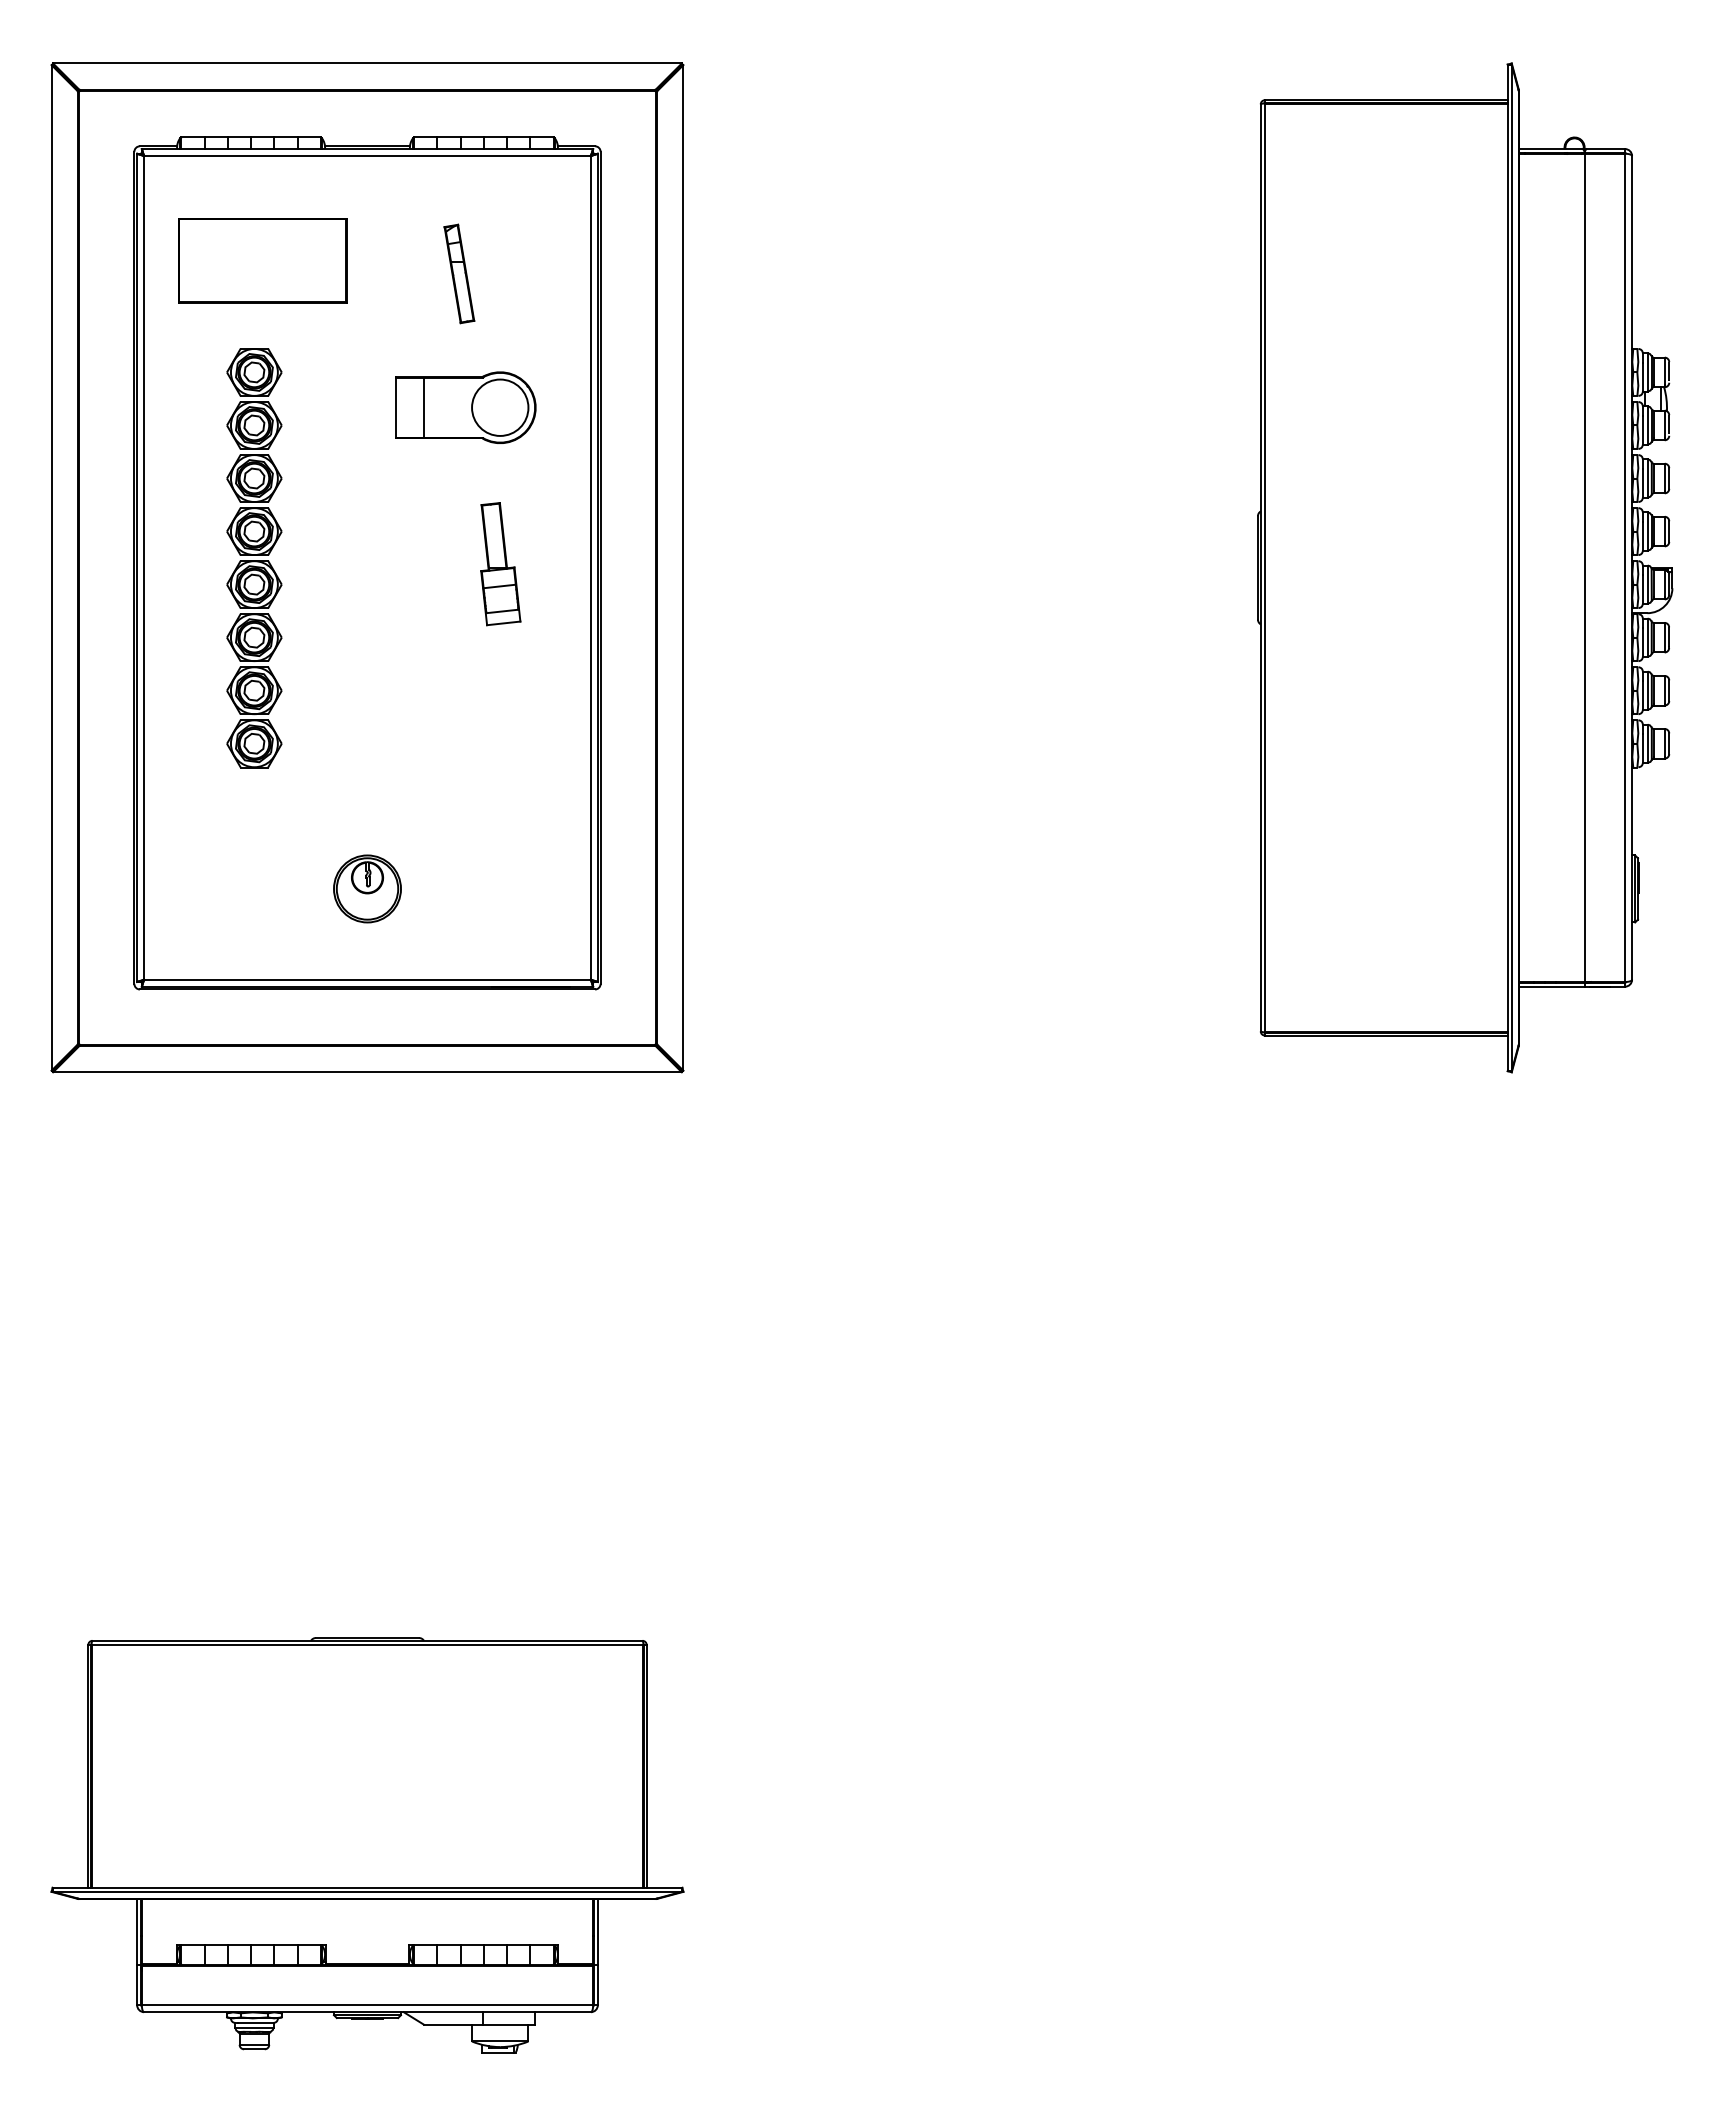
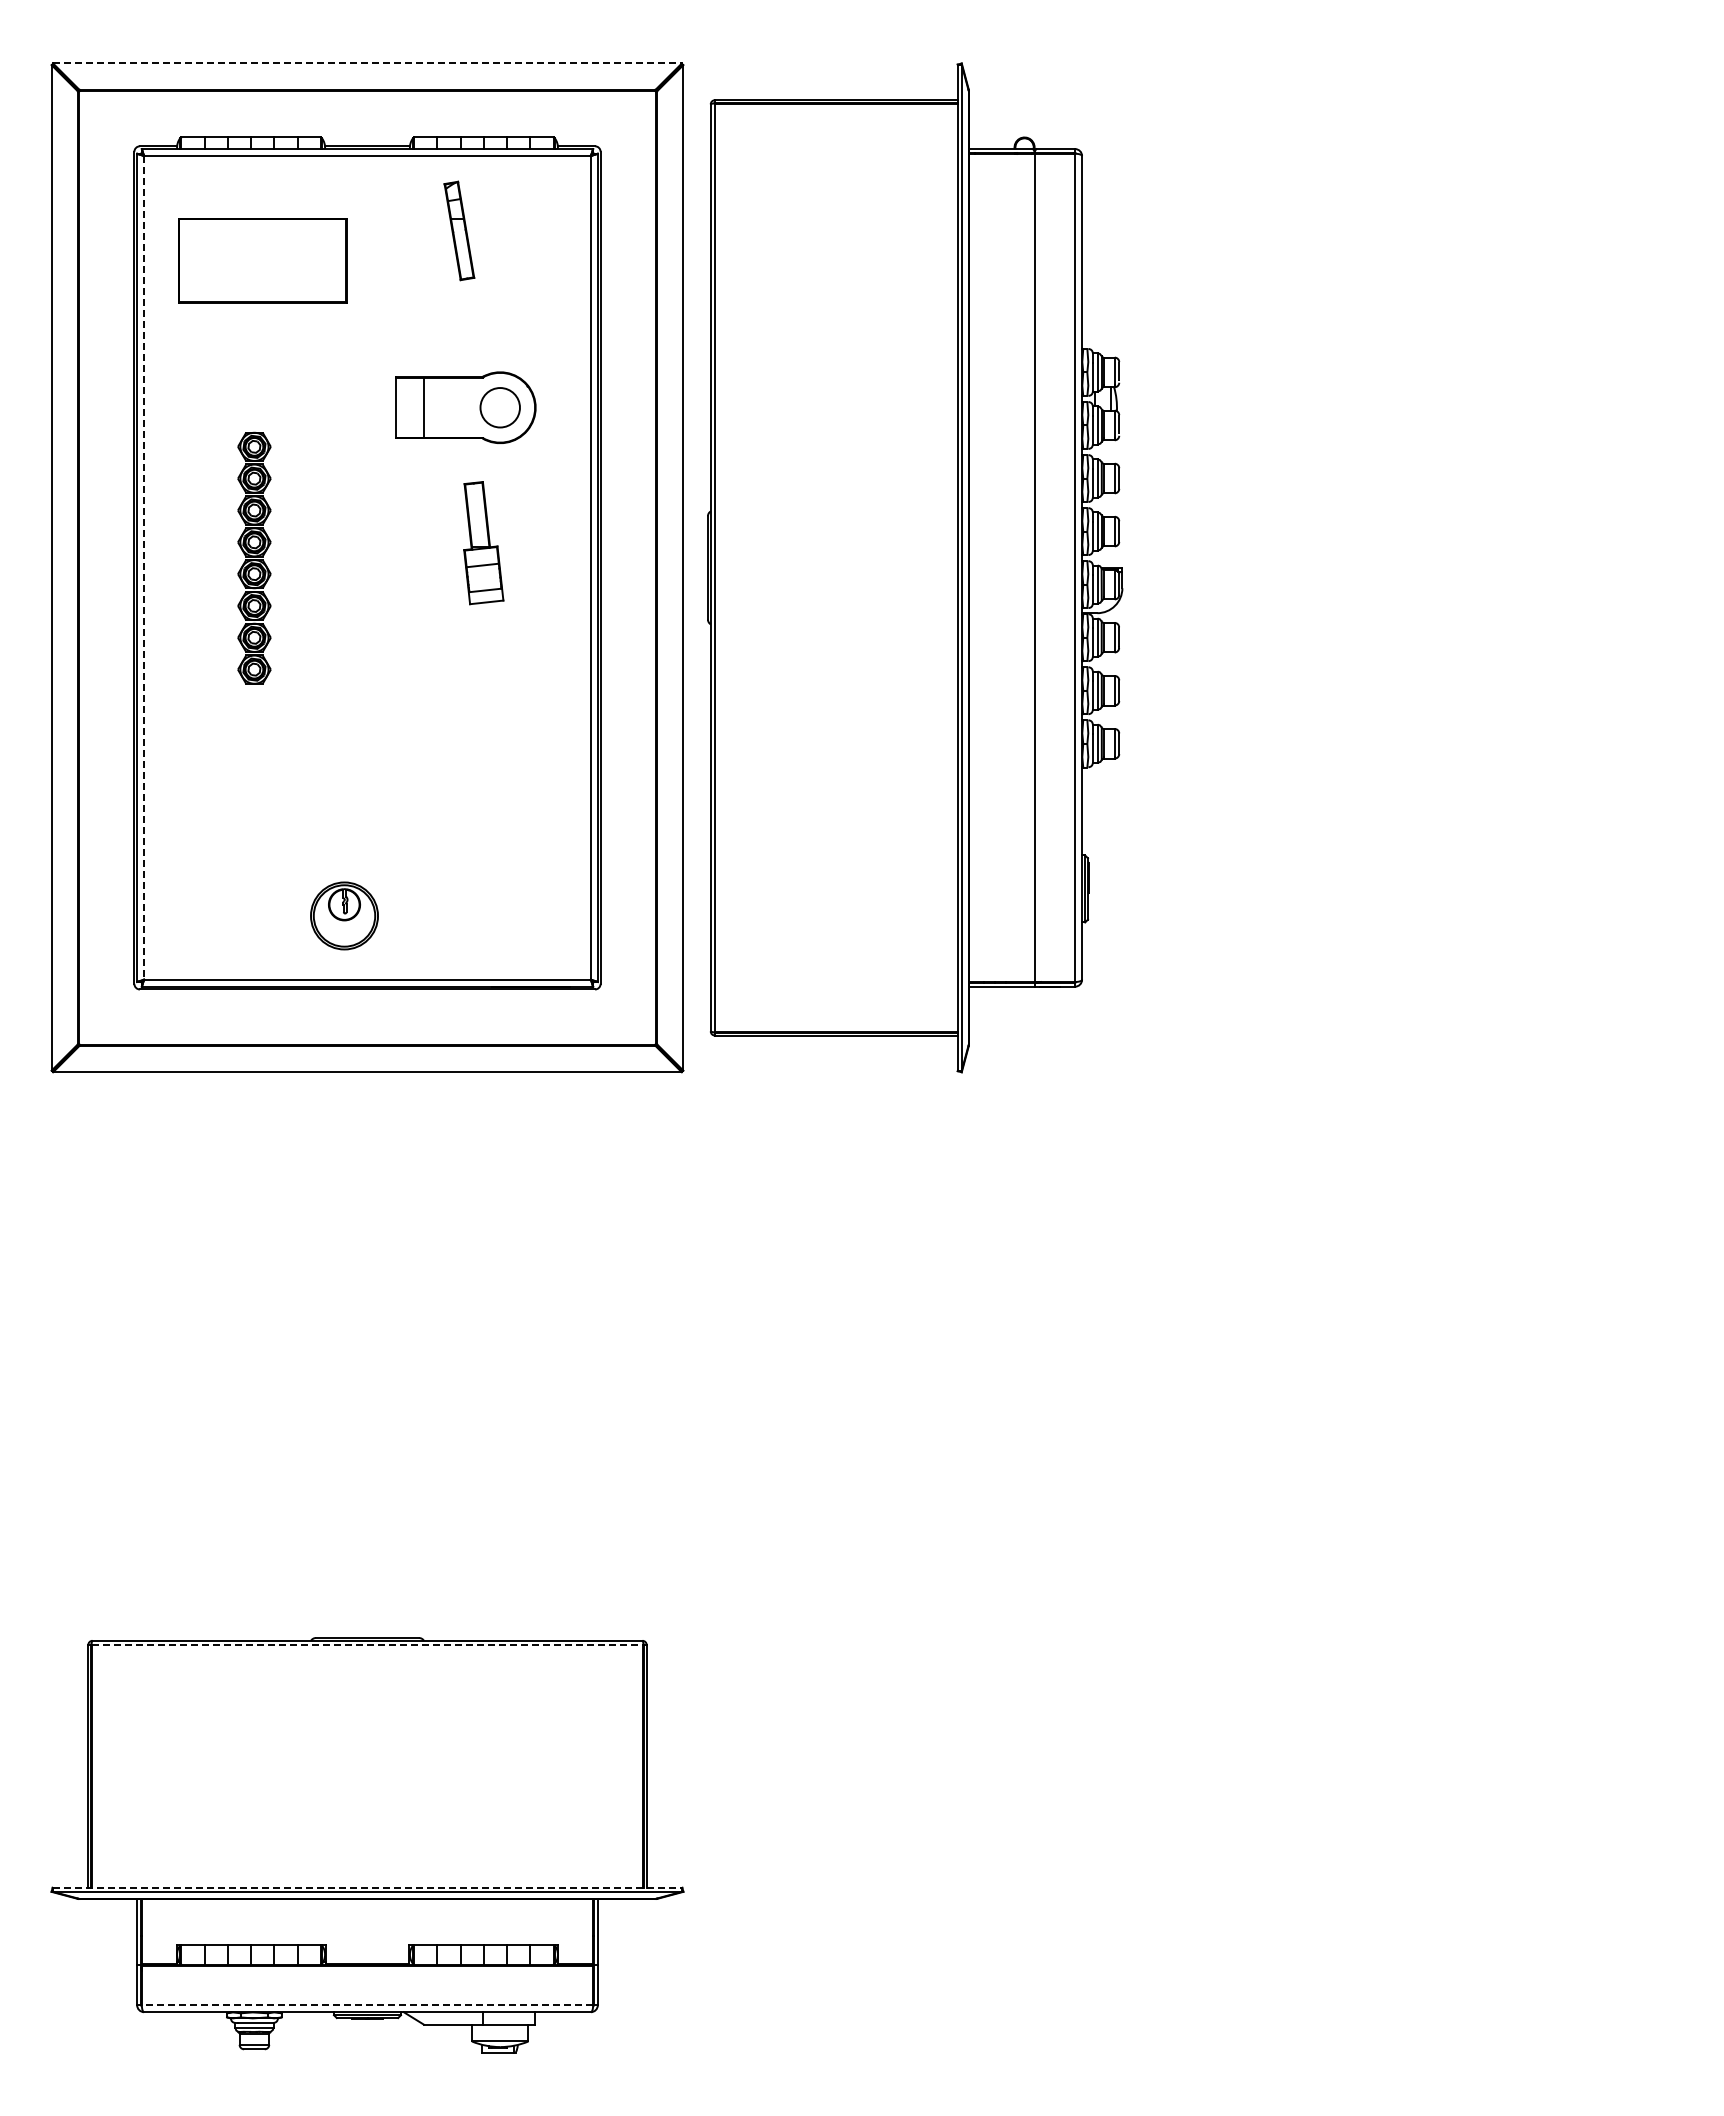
line: solid -> dashed (368, 63)
part position: (459, 273) -> (459, 230) (459, 230)
circle diameter: 56 px -> 39 px (499, 407)
part size: 57x421 px -> 35x254 px (254, 557)
part position: (500, 564) -> (483, 543) (483, 543)
line: solid -> dashed (144, 567)
part position: (1465, 567) -> (915, 567) (915, 567)
part position: (367, 888) -> (344, 915) (344, 915)
line: solid -> dashed (367, 1645)
line: solid -> dashed (368, 1887)
line: solid -> dashed (367, 2005)
